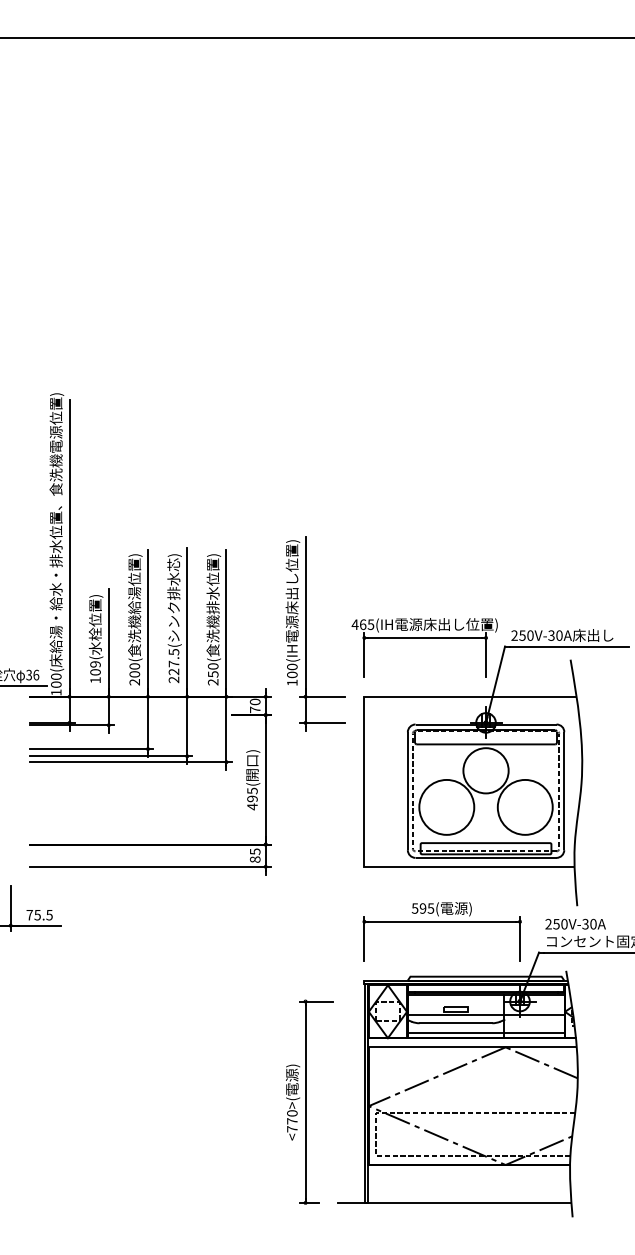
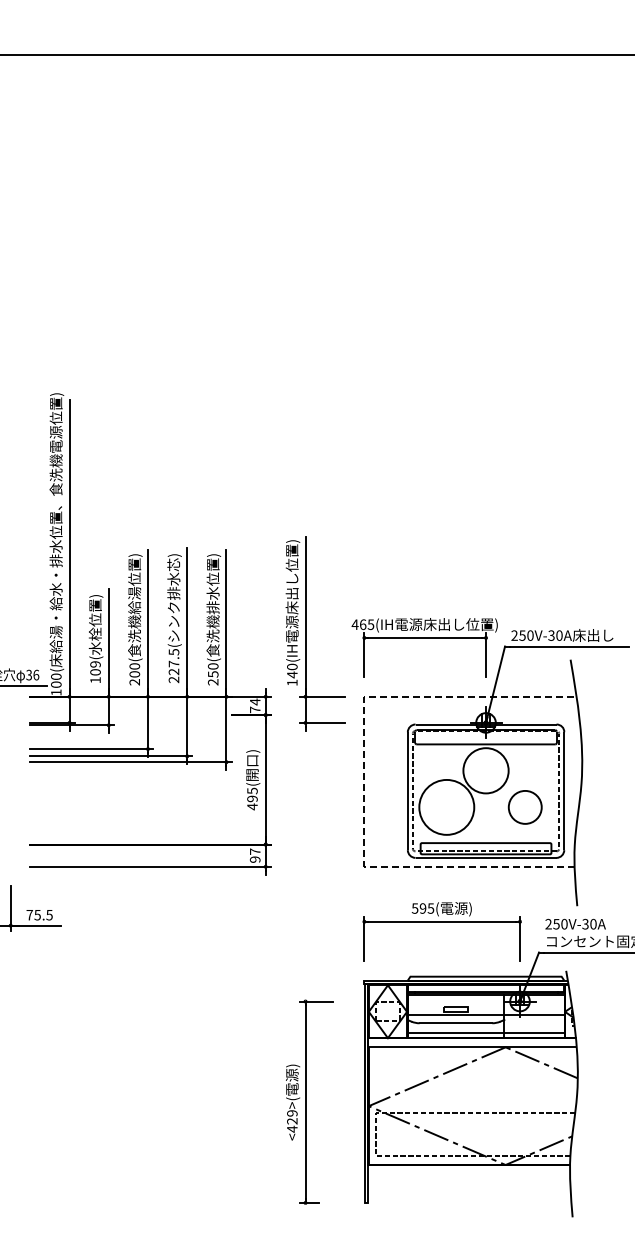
line position: (316, 37) -> (316, 54) (316, 54)
text: 100 -> 140 (292, 674)
text: 70 -> 74 (254, 701)
line: solid -> dashed (364, 780)
circle diameter: 55 px -> 33 px (524, 806)
text: 85 -> 97 (255, 855)
text: <770> -> <429> (292, 1121)
line: present -> none (454, 1202)
